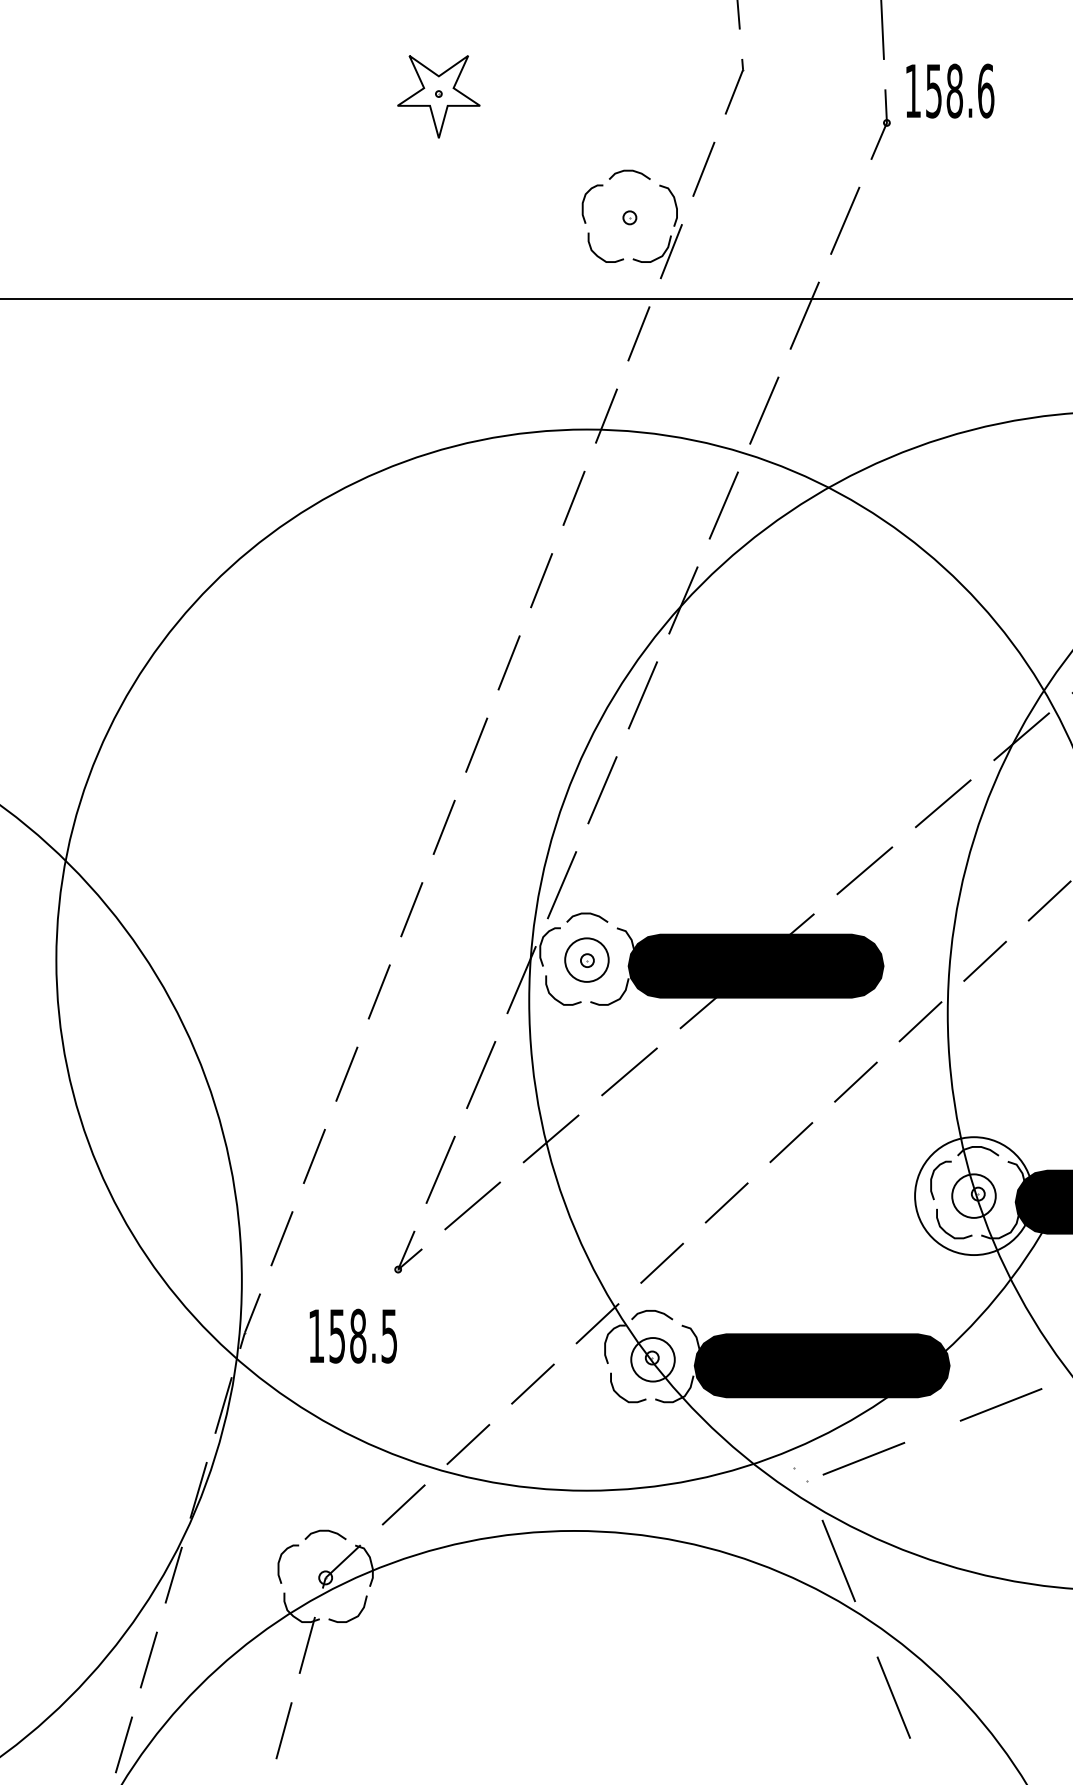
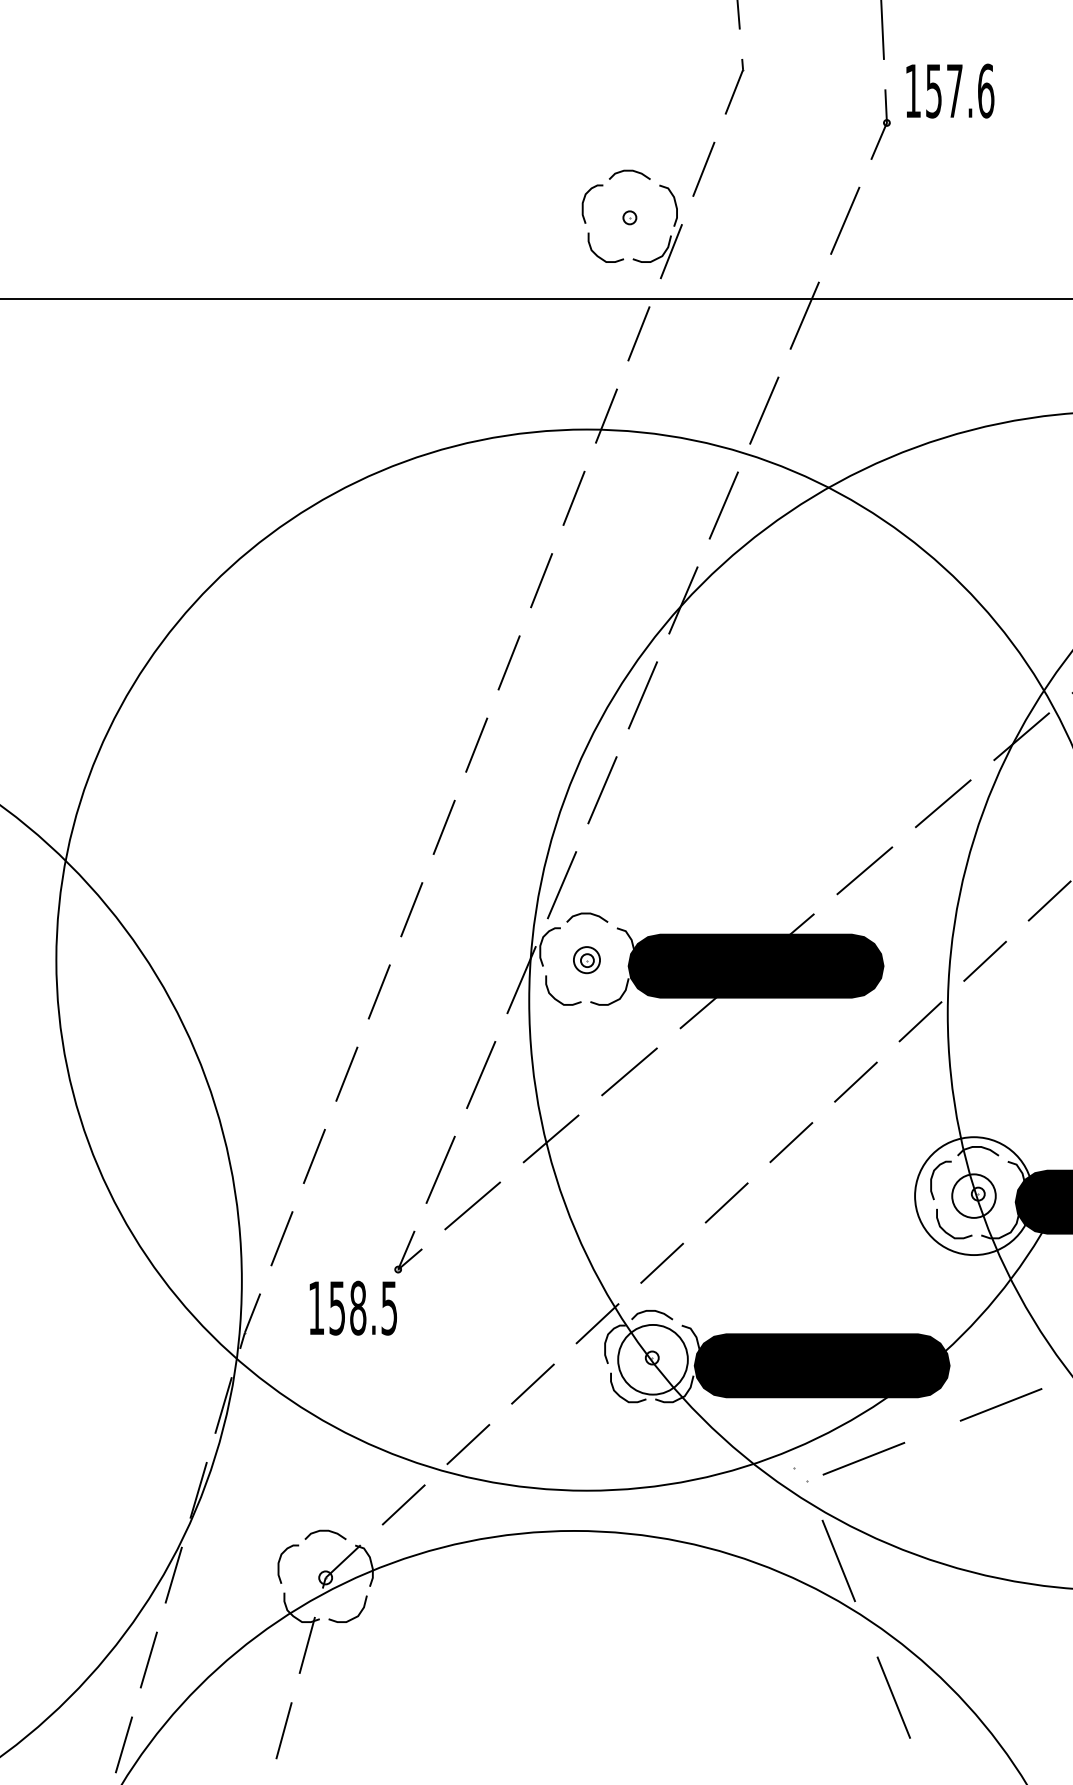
text: 158.6 -> 157.6 (954, 90)
part: present -> none (438, 96)
circle diameter: 44 px -> 26 px (586, 960)
text position: (352, 1335) -> (352, 1307) (352, 1307)
circle diameter: 44 px -> 70 px (652, 1359)
